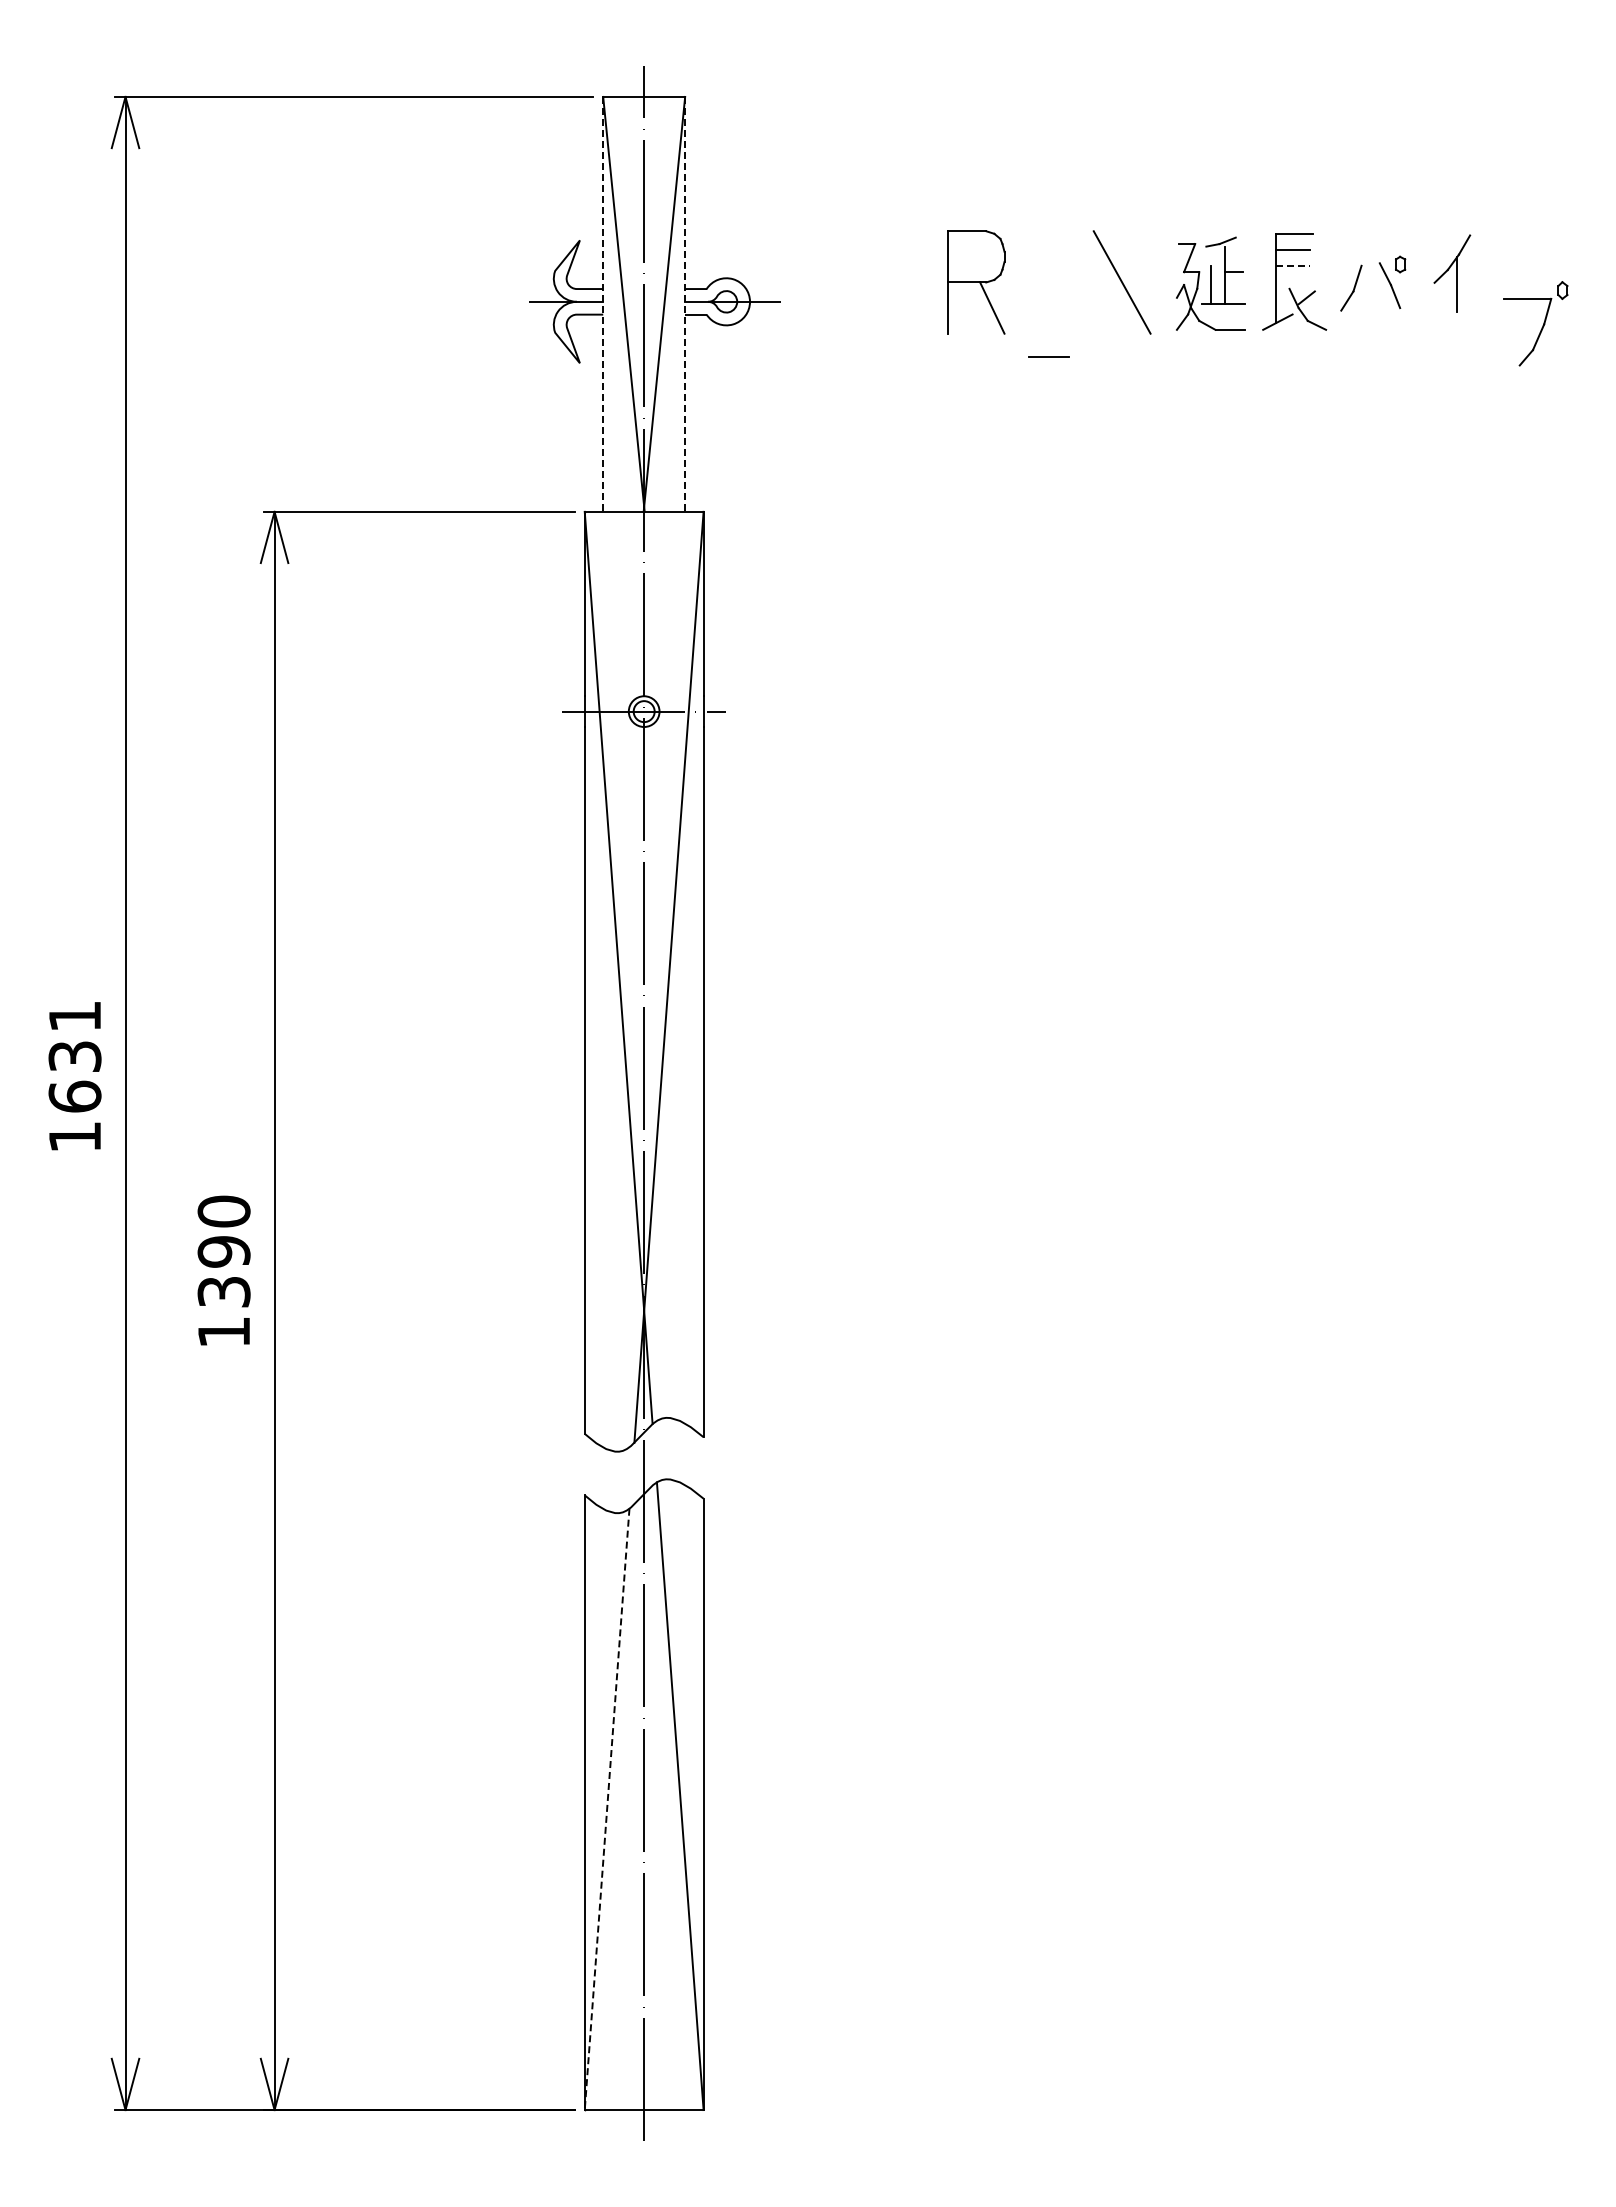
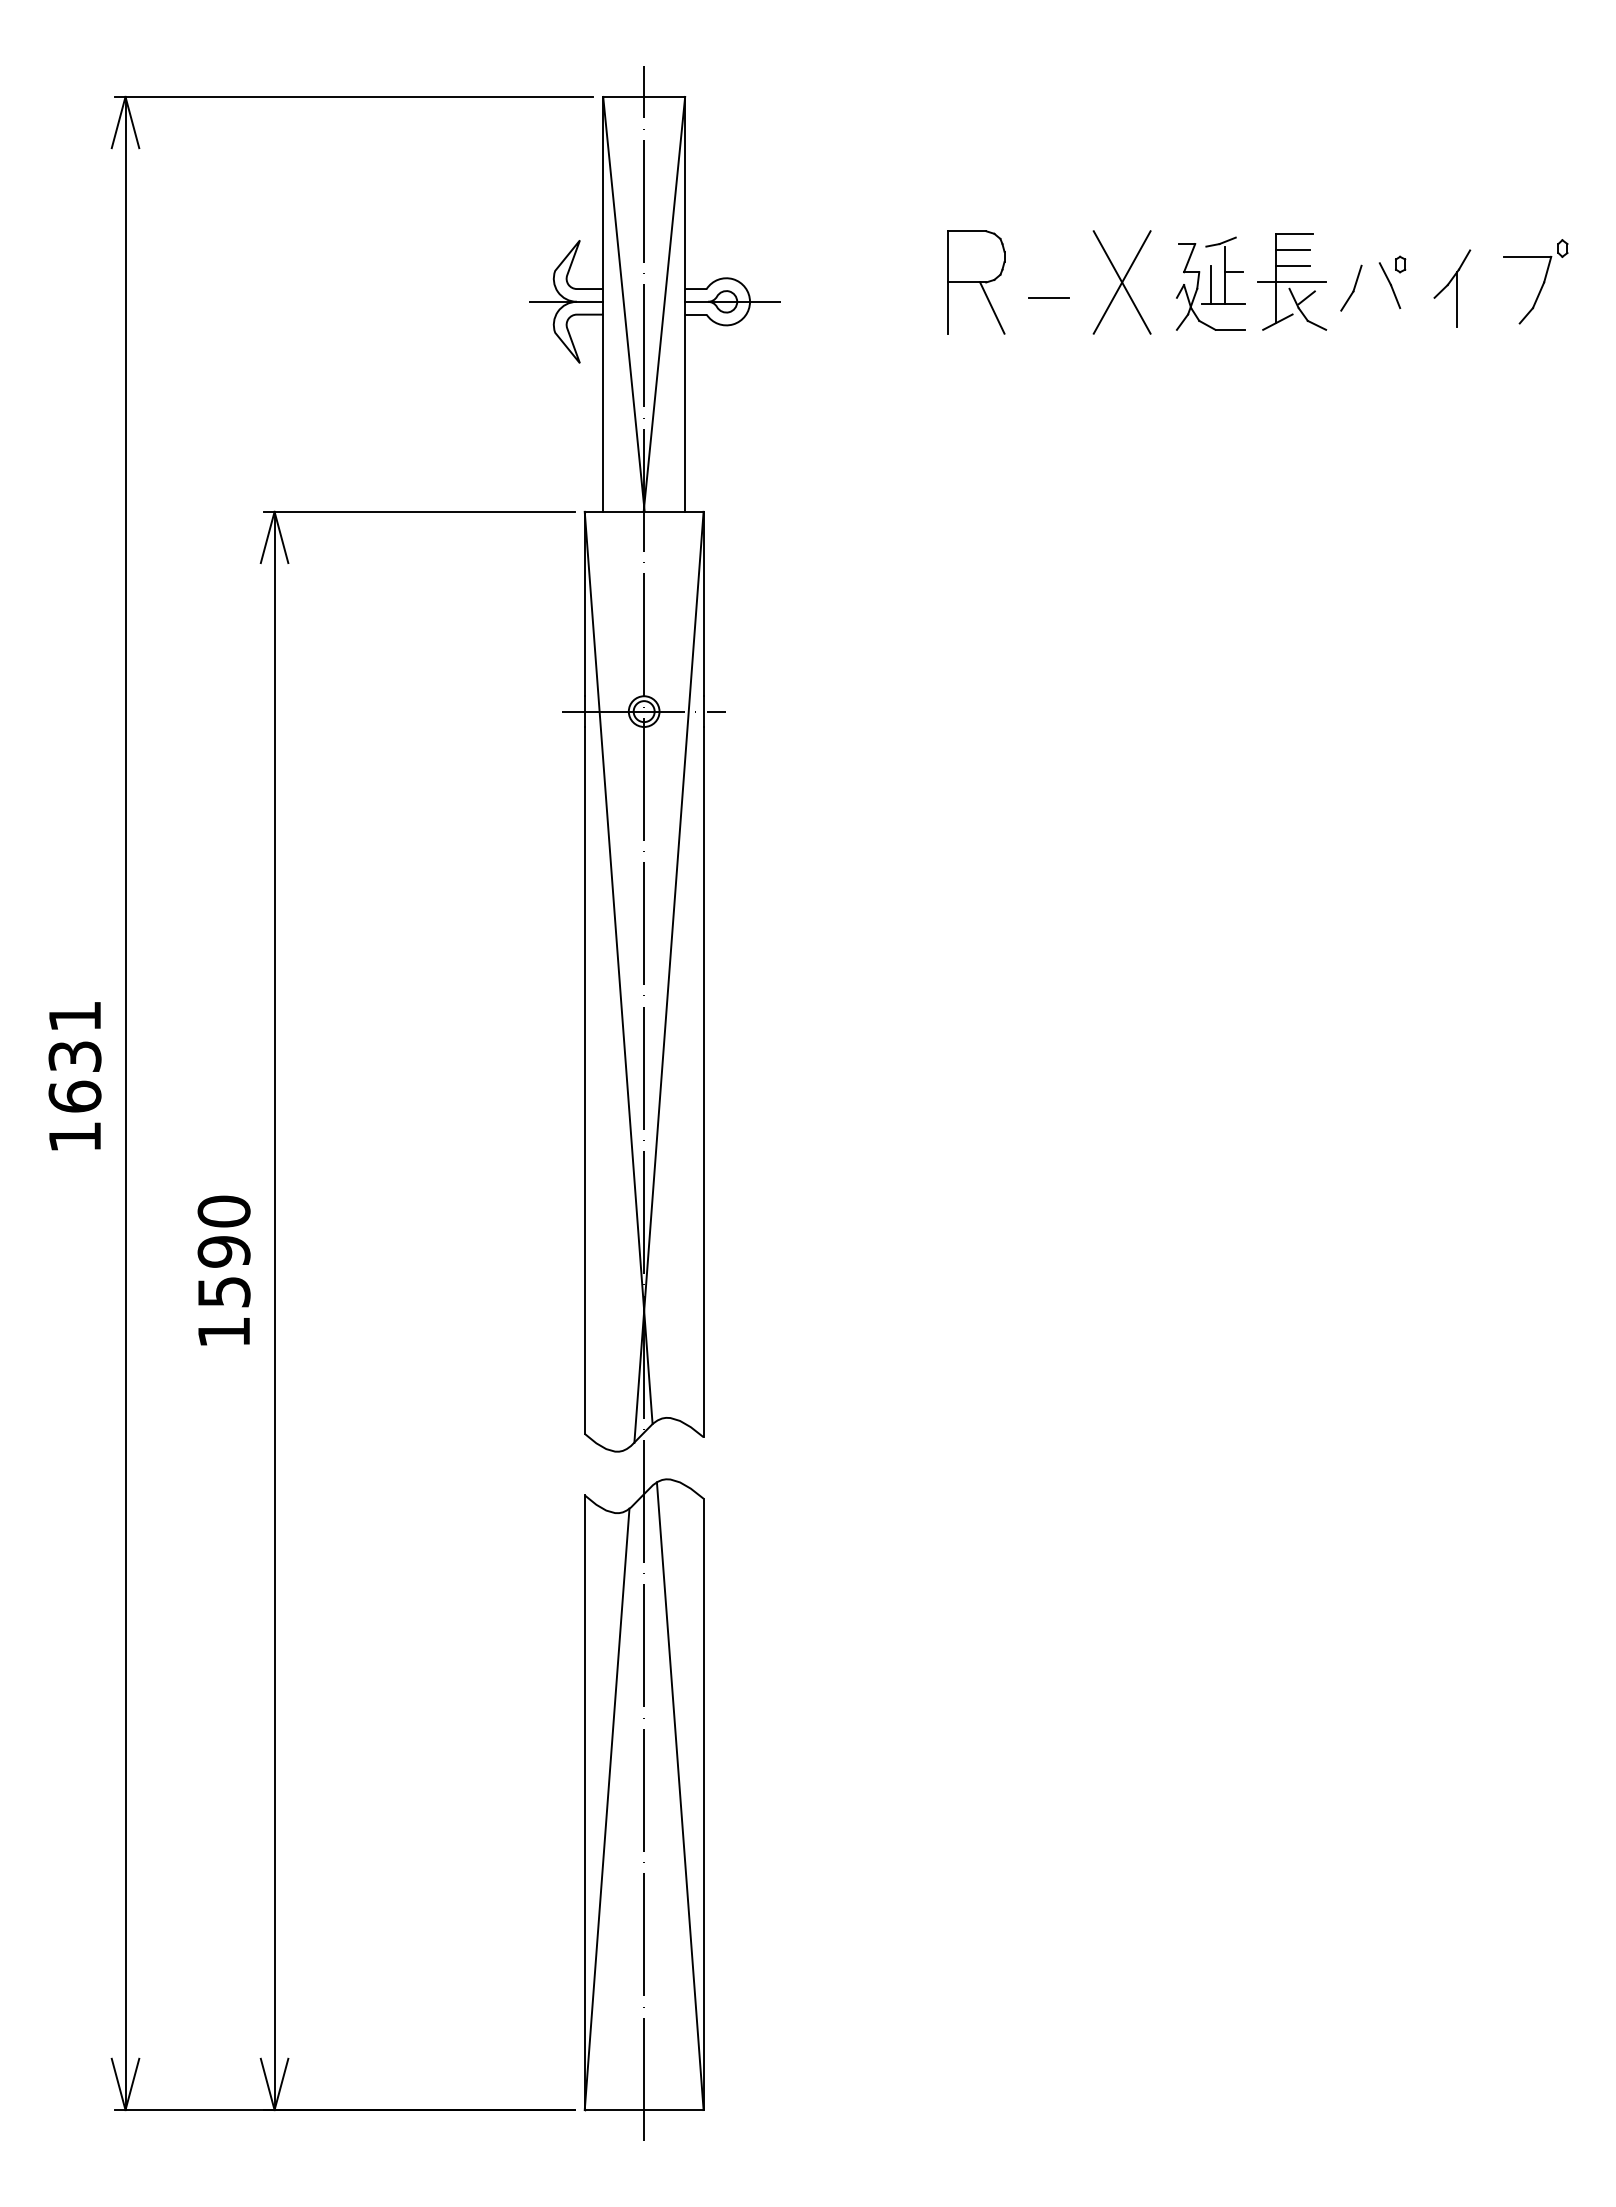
line: dashed -> solid (1293, 265)
part position: (1452, 273) -> (1452, 288) (1452, 288)
line: none -> present (1121, 282)
line: none -> present (1292, 282)
line: dashed -> solid (603, 304)
line: dashed -> solid (685, 304)
part position: (1541, 327) -> (1541, 285) (1541, 285)
line position: (1048, 356) -> (1048, 297) (1048, 297)
text: 1390 -> 1590 (223, 1291)
line: dashed -> solid (607, 1809)
